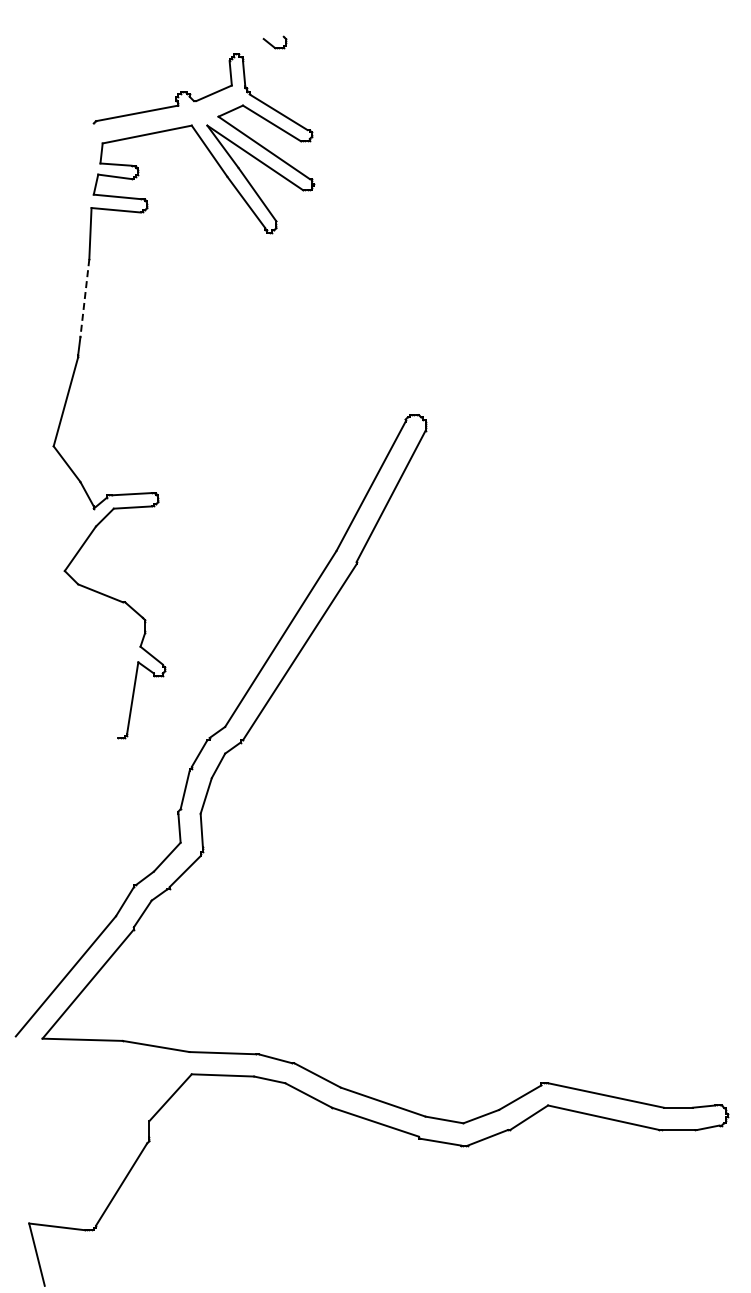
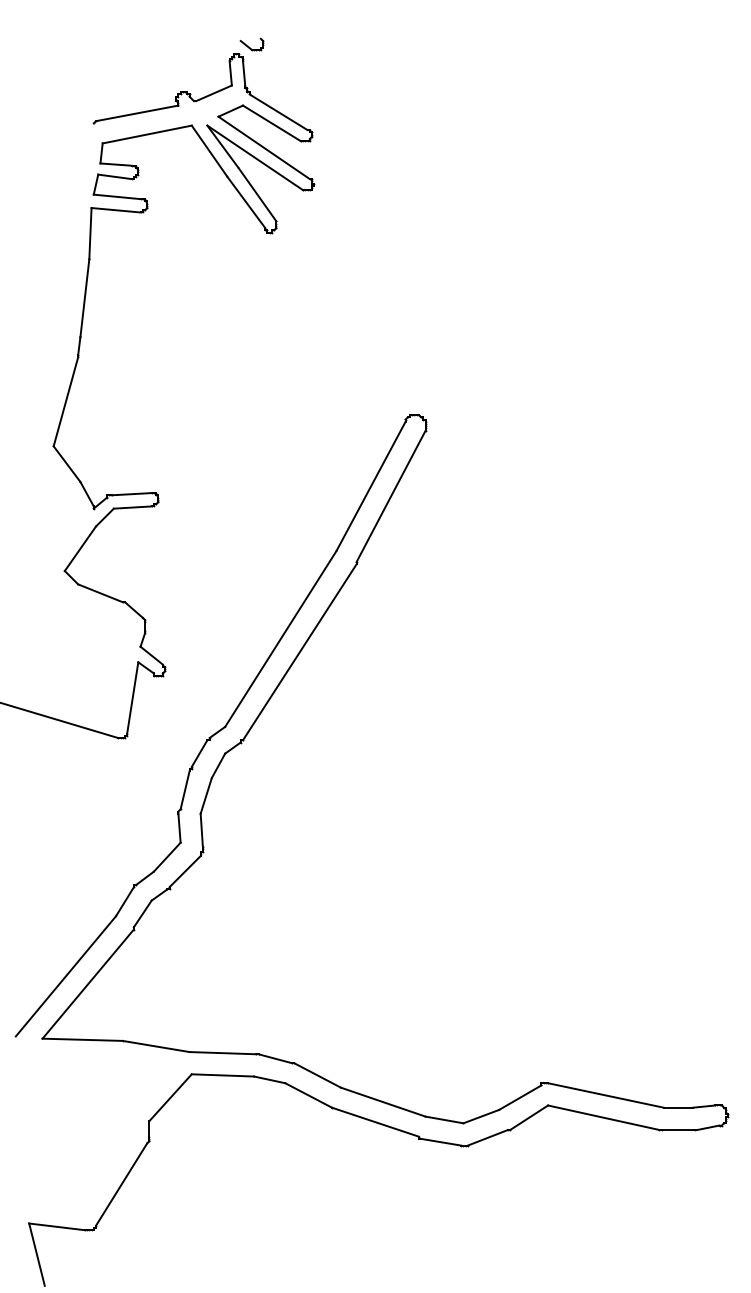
part position: (274, 42) -> (251, 44) (251, 44)
line: dashed -> solid (84, 298)
line: none -> present (60, 720)
